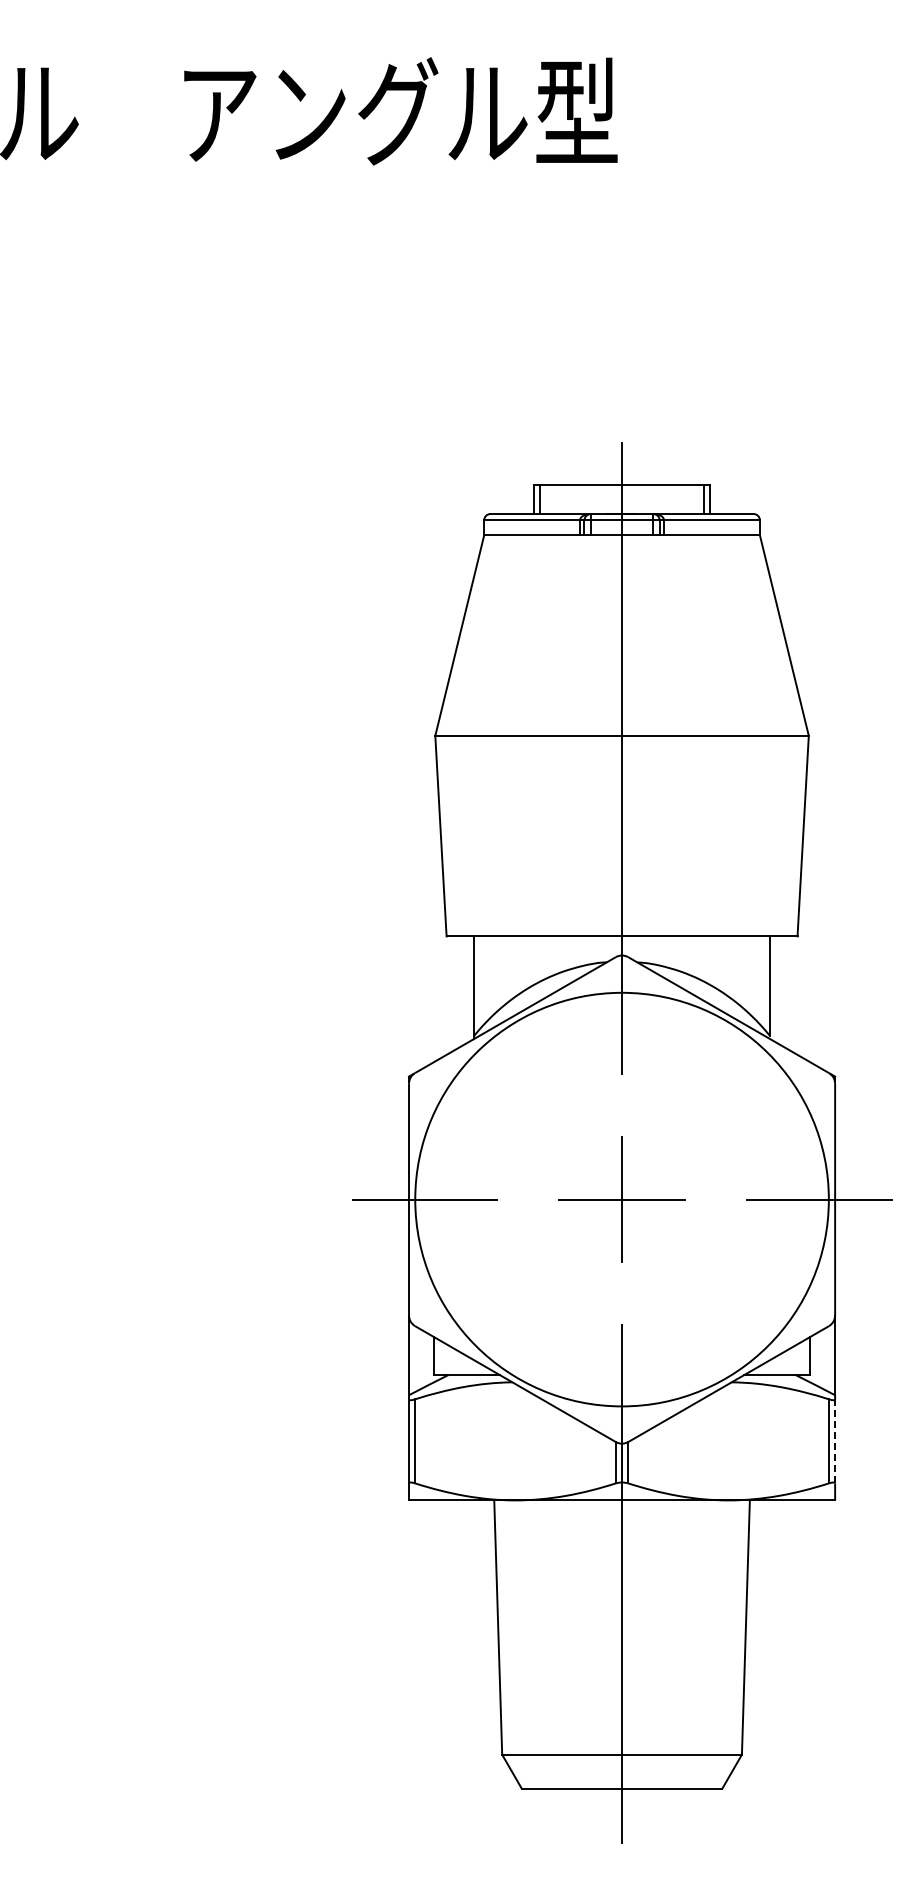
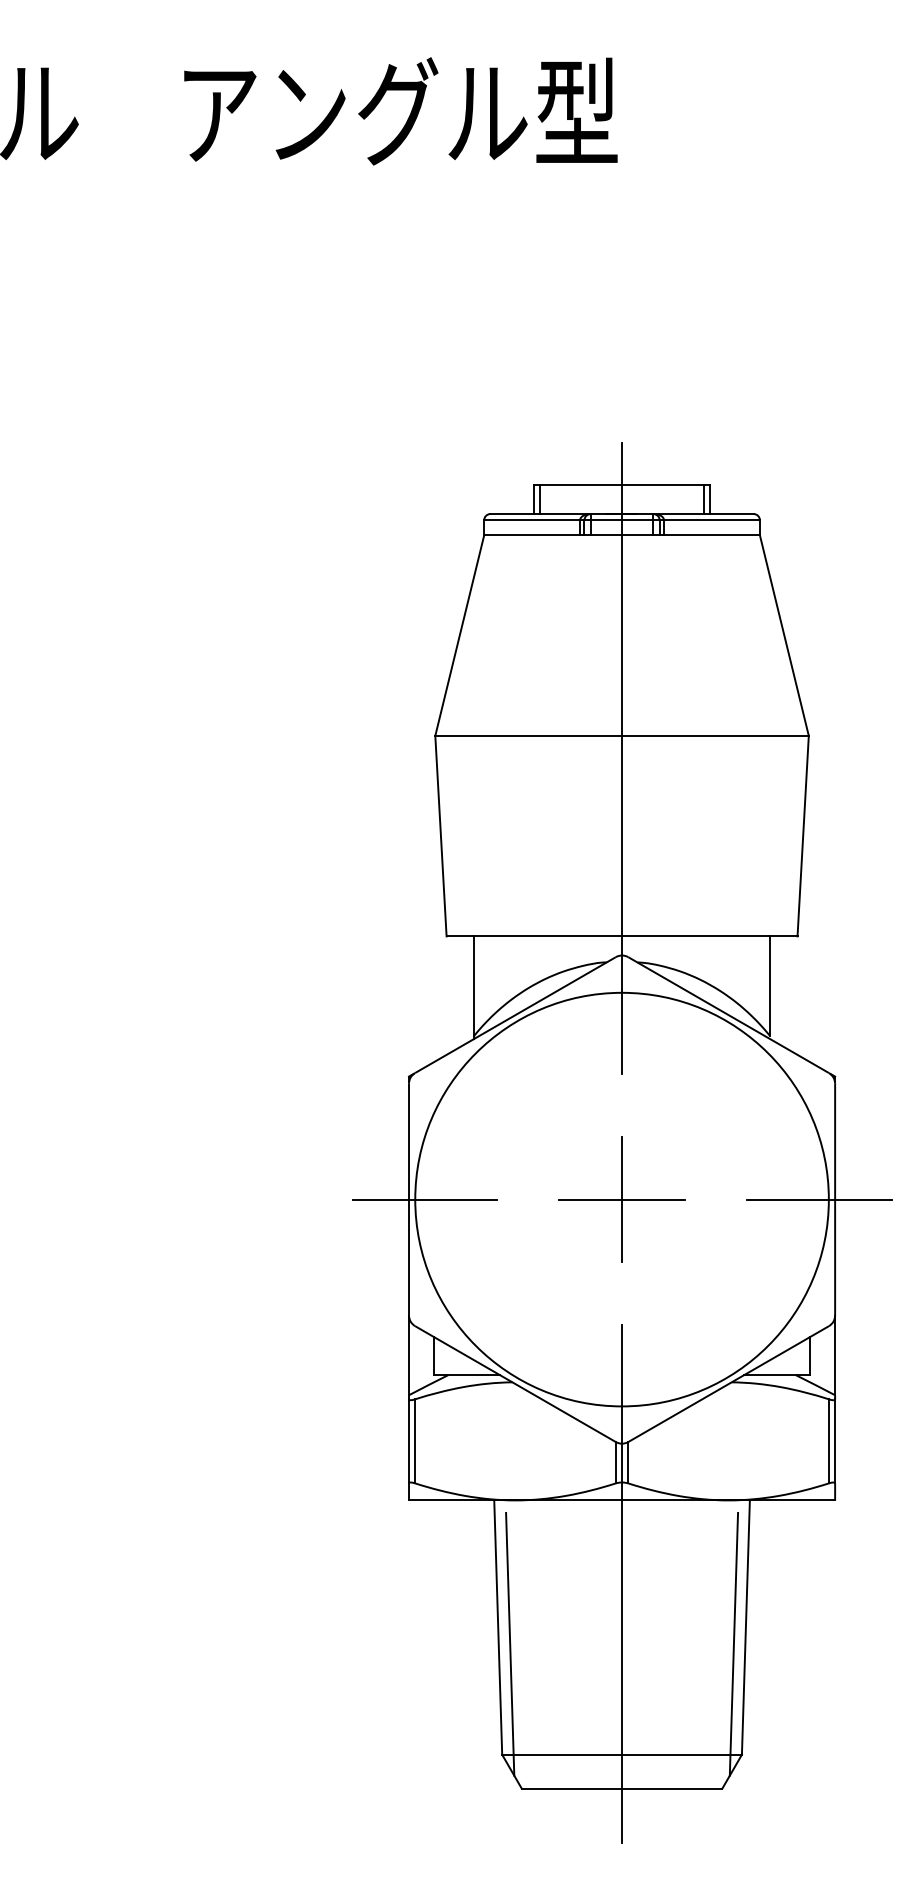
line: dashed -> solid (835, 1441)
line: none -> present (510, 1643)
line: none -> present (733, 1643)
